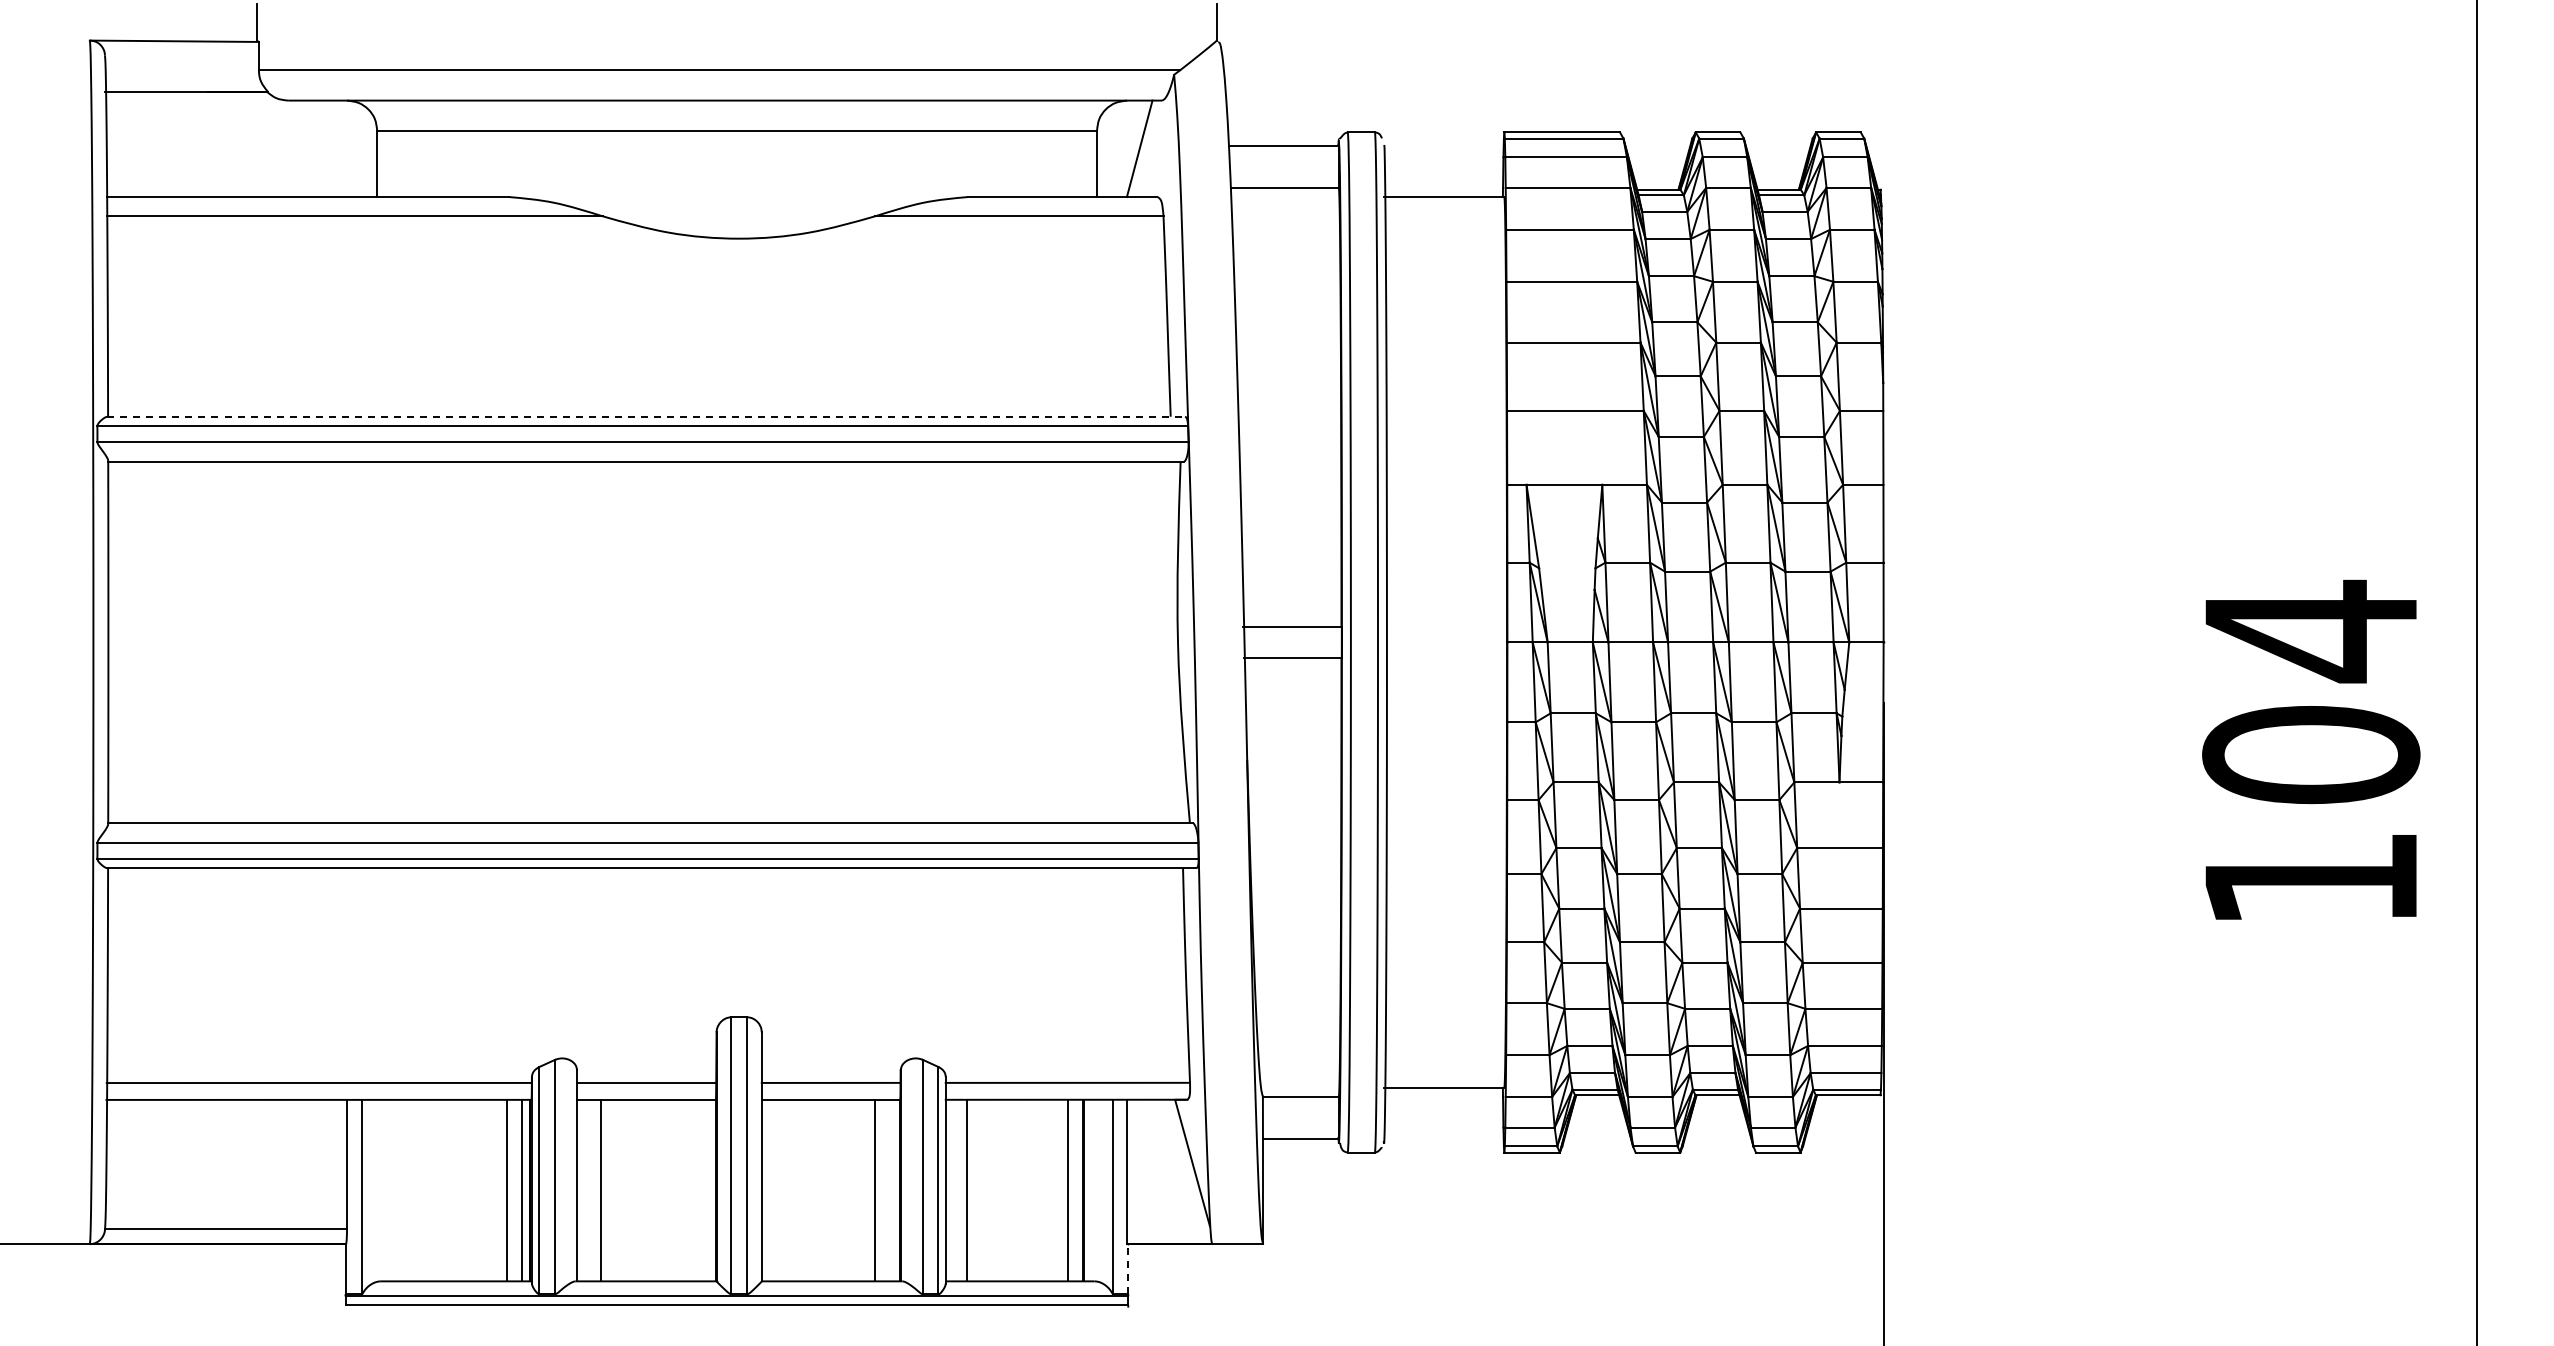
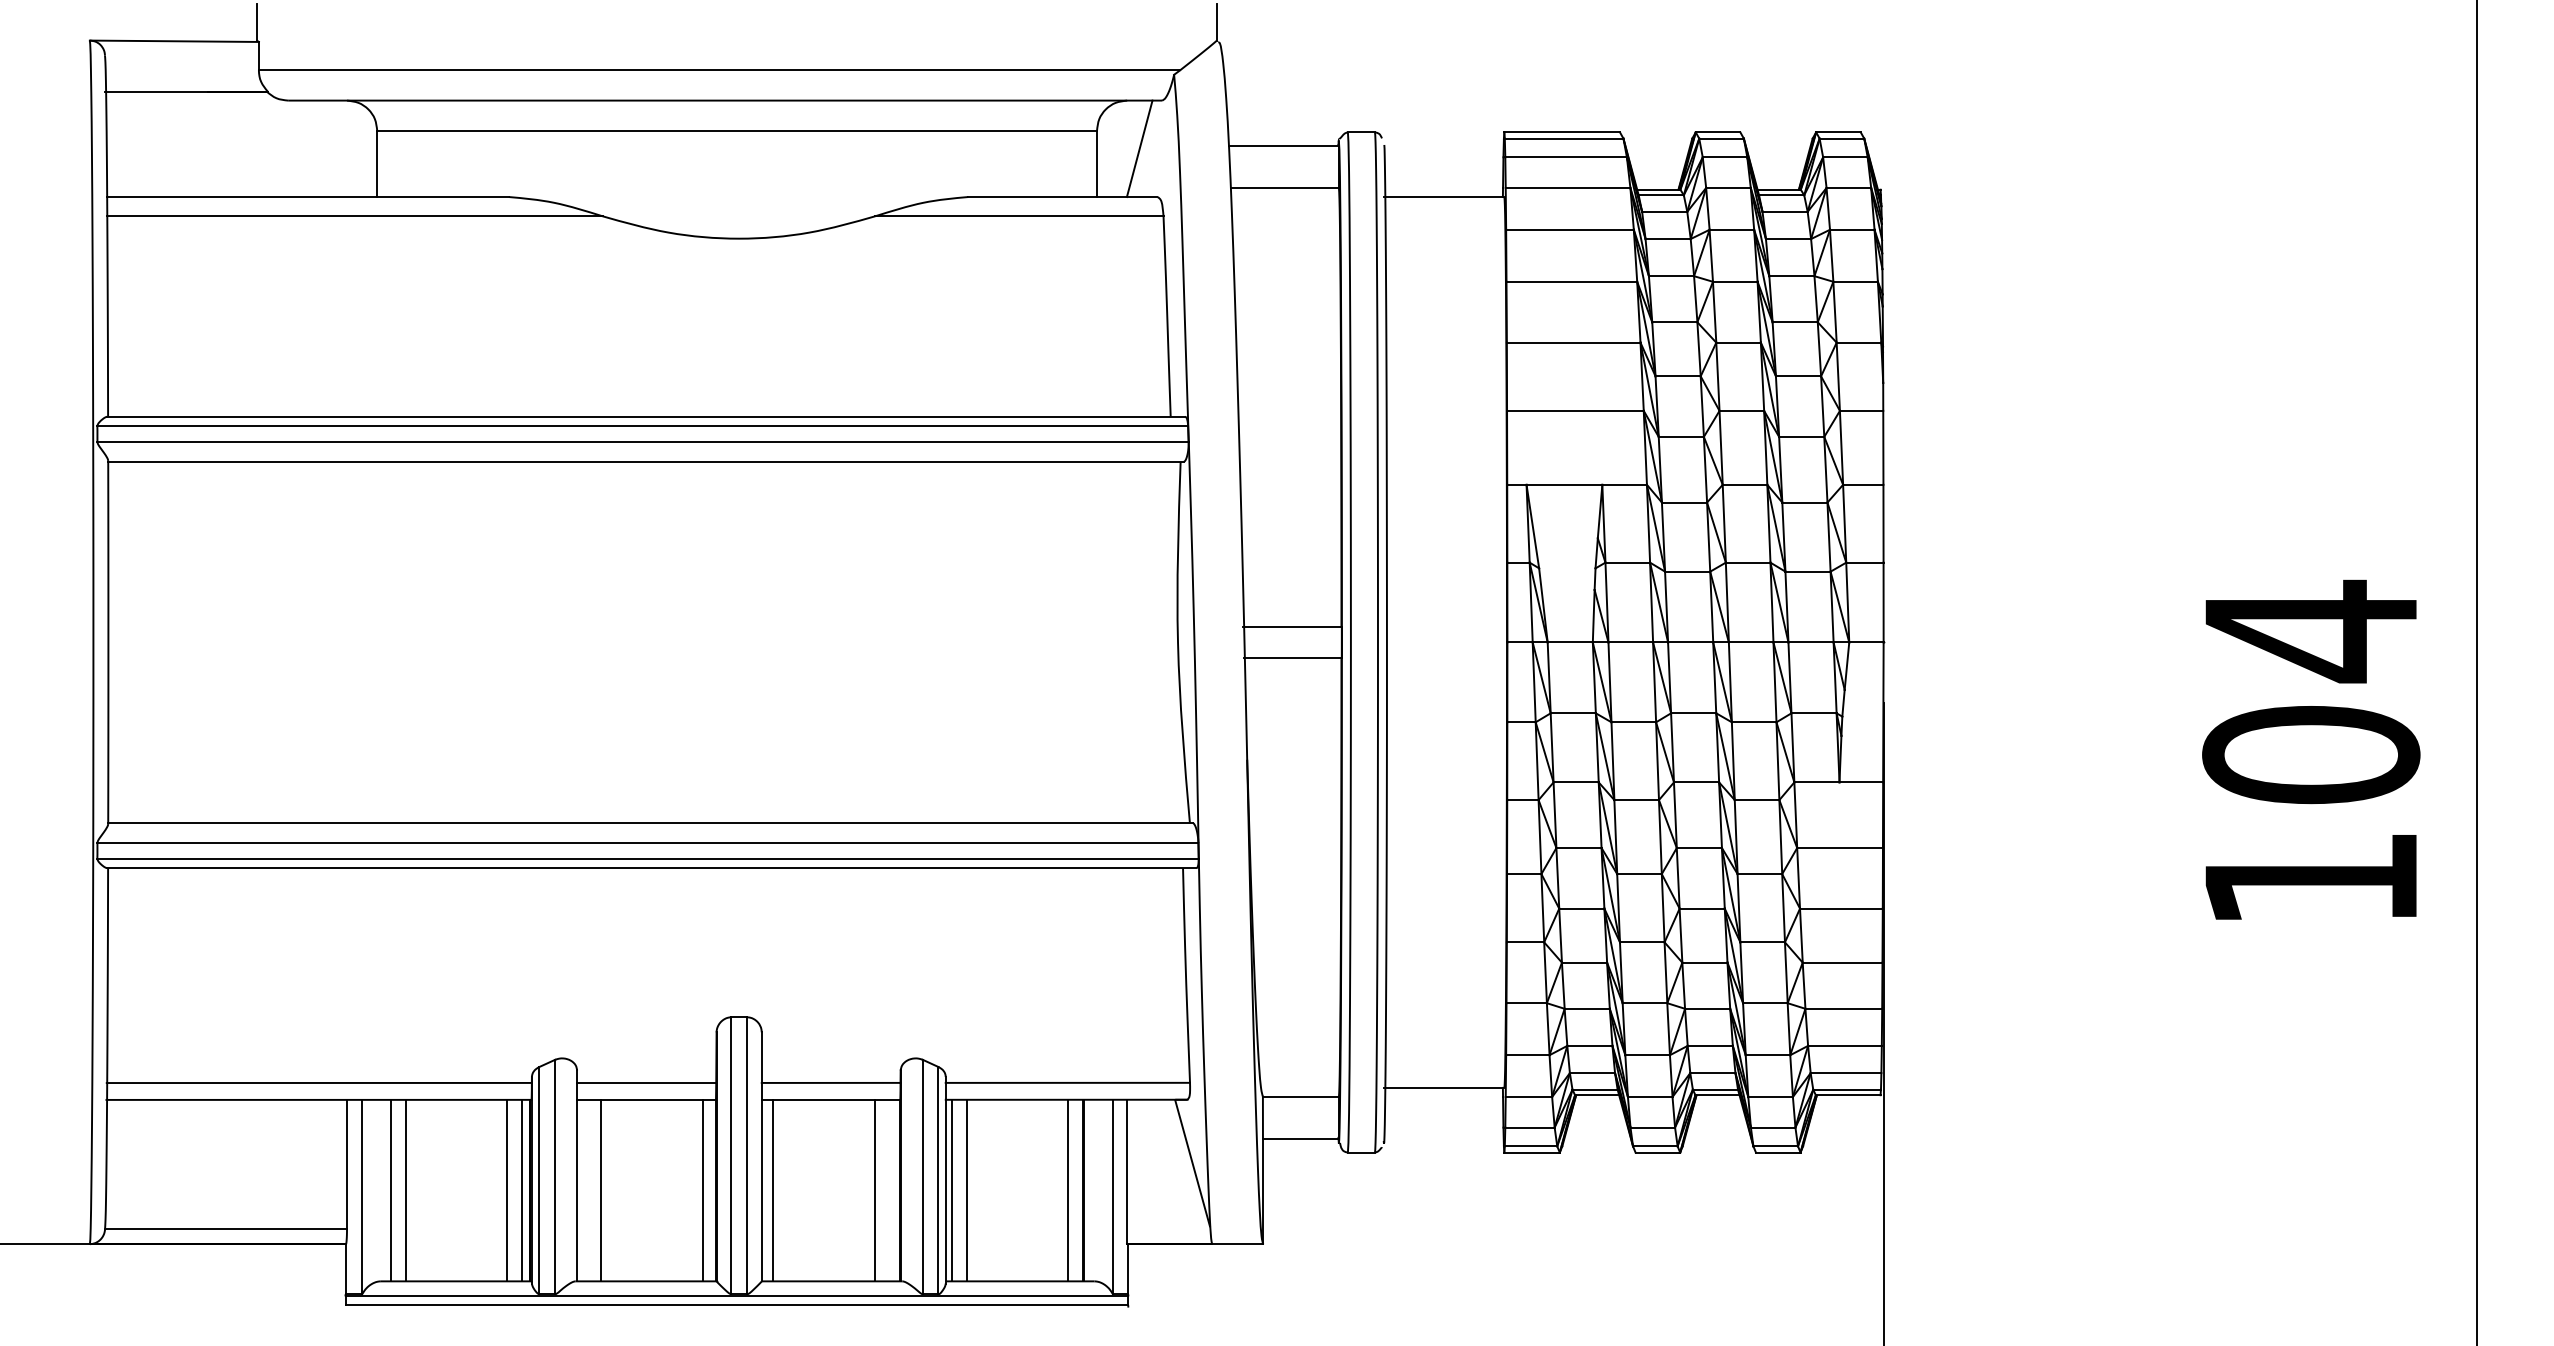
line: dashed -> solid (646, 416)
line: none -> present (391, 1190)
line: none -> present (405, 1190)
line: none -> present (703, 1190)
line: none -> present (773, 1190)
line: none -> present (951, 1190)
line: dashed -> solid (1128, 1269)
